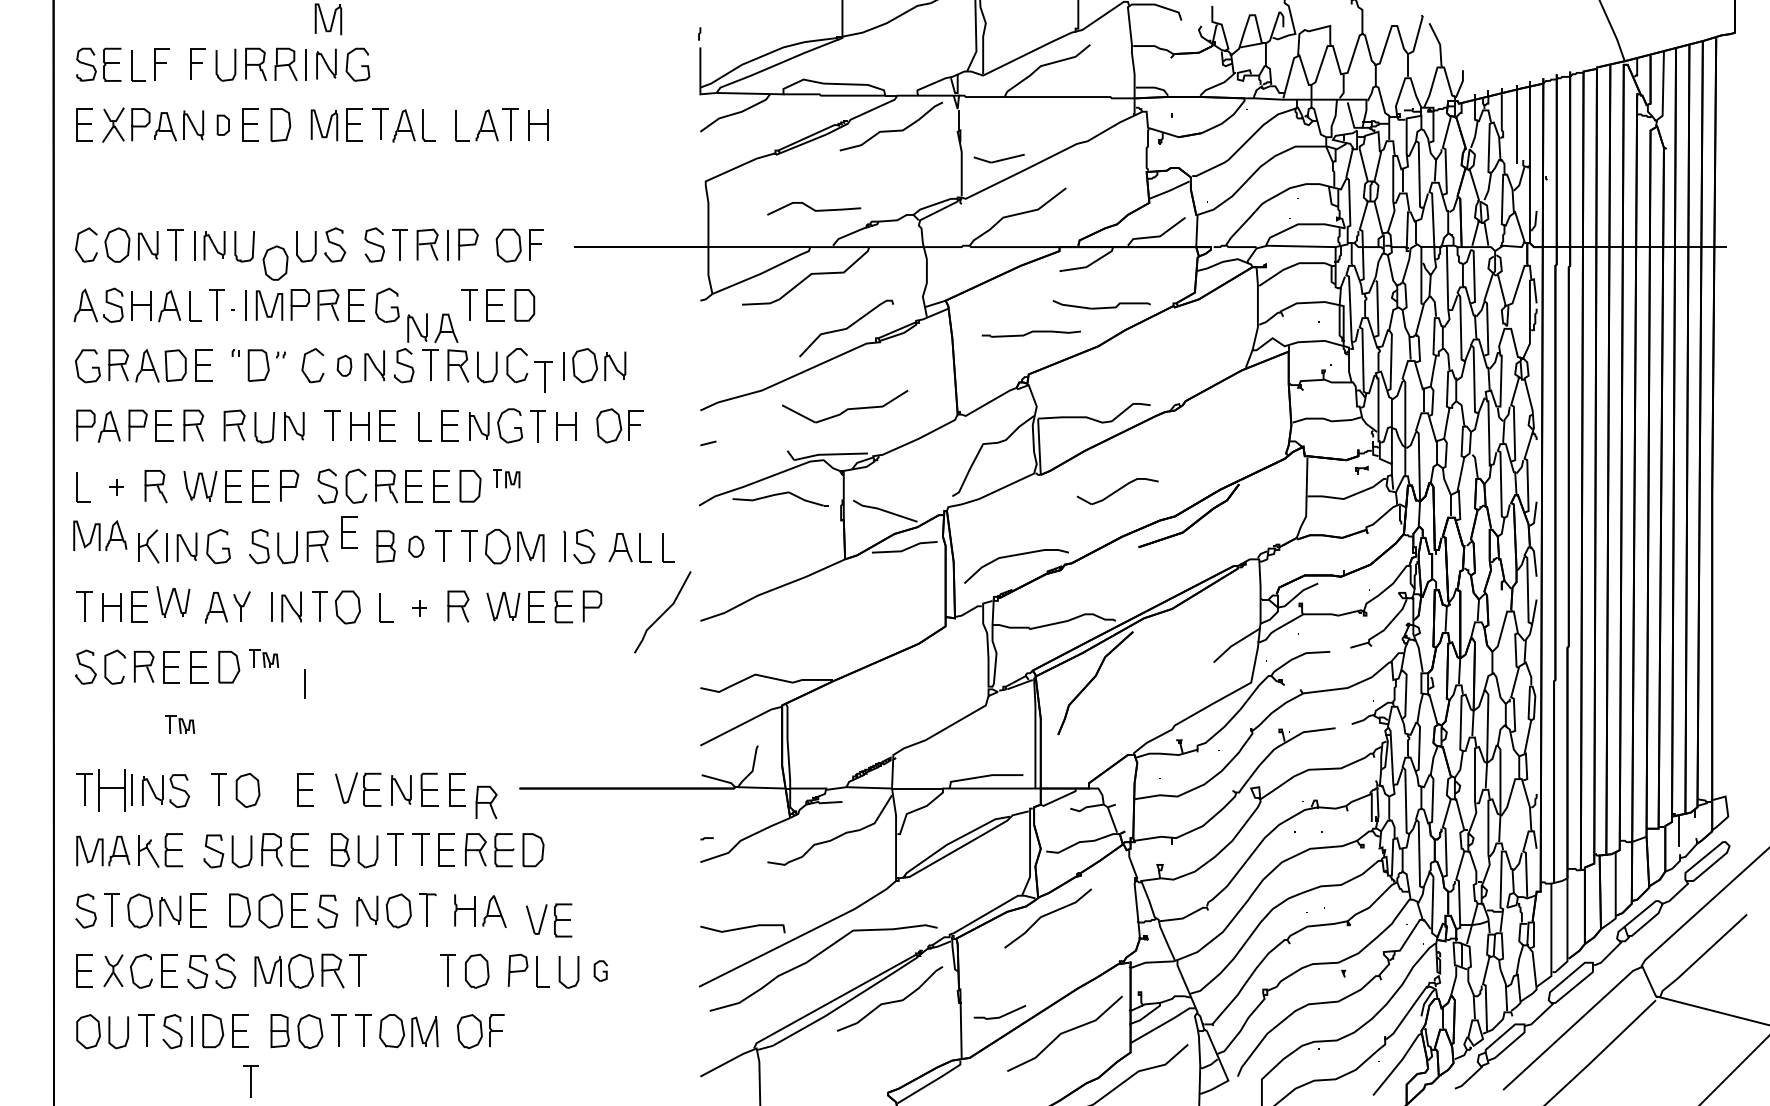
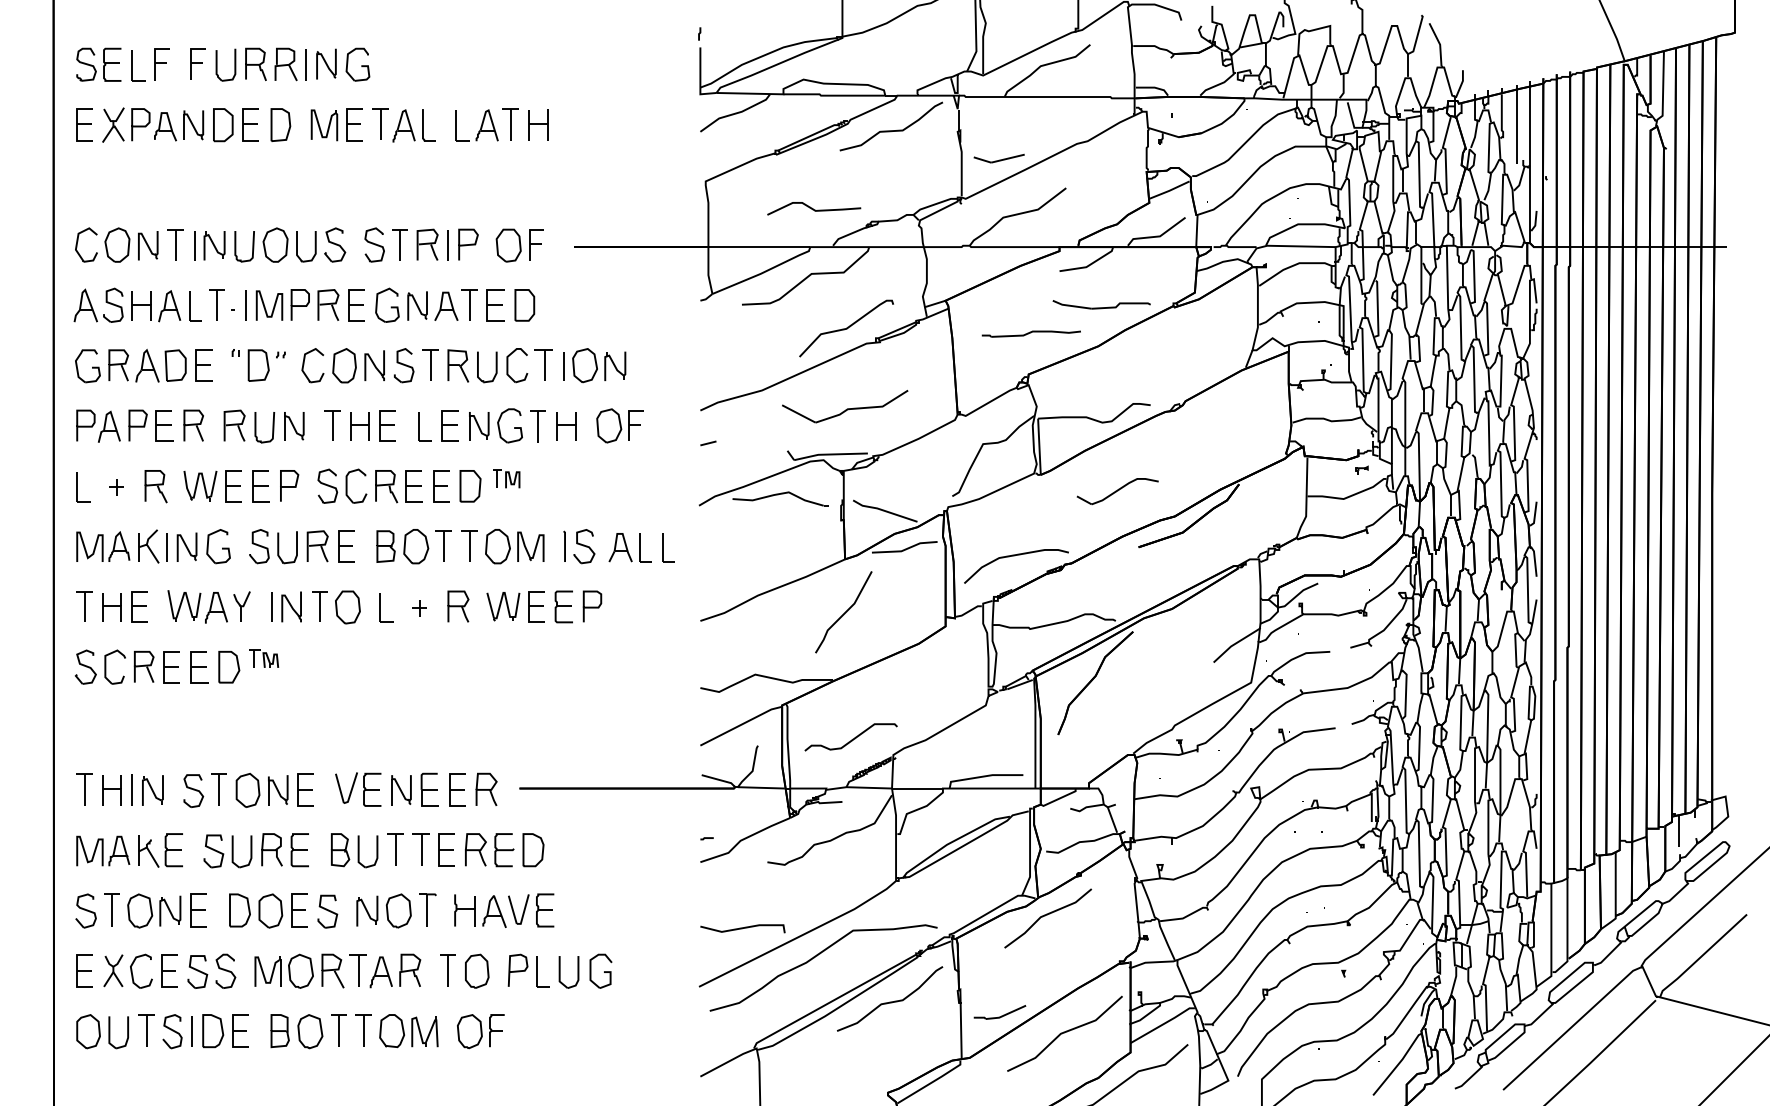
part: present -> none (328, 19)
part size: 14x22 px -> 21x35 px (223, 125)
part position: (275, 262) -> (275, 244) (275, 244)
part position: (432, 327) -> (432, 305) (432, 305)
part size: 17x23 px -> 25x36 px (344, 365)
part position: (543, 376) -> (543, 364) (543, 364)
part position: (349, 532) -> (346, 546) (346, 546)
part position: (100, 535) -> (103, 546) (103, 546)
part size: 17x23 px -> 27x36 px (416, 546)
part position: (173, 601) -> (184, 605) (184, 605)
line position: (663, 612) -> (844, 612) (844, 612)
line: present -> none (304, 683)
part: present -> none (180, 724)
curve: none -> present (852, 738)
part size: 28x43 px -> 20x31 px (111, 790)
part: none -> present (278, 790)
part position: (179, 791) -> (193, 791) (193, 791)
part position: (486, 801) -> (486, 788) (486, 788)
part position: (549, 920) -> (531, 910) (531, 910)
part: none -> present (395, 970)
part size: 15x22 px -> 24x36 px (600, 970)
part: present -> none (250, 1081)
